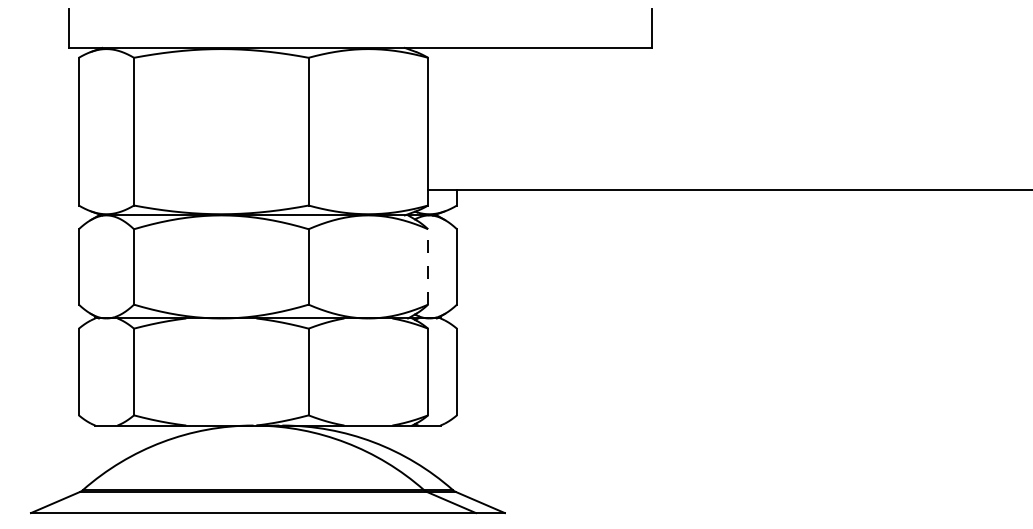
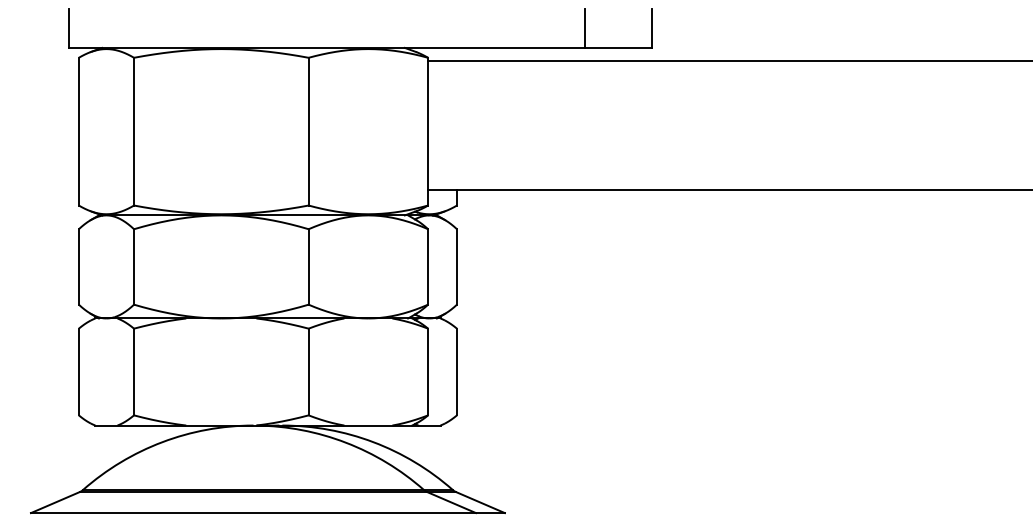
line: none -> present (585, 28)
line: none -> present (728, 60)
line: dashed -> solid (428, 266)
